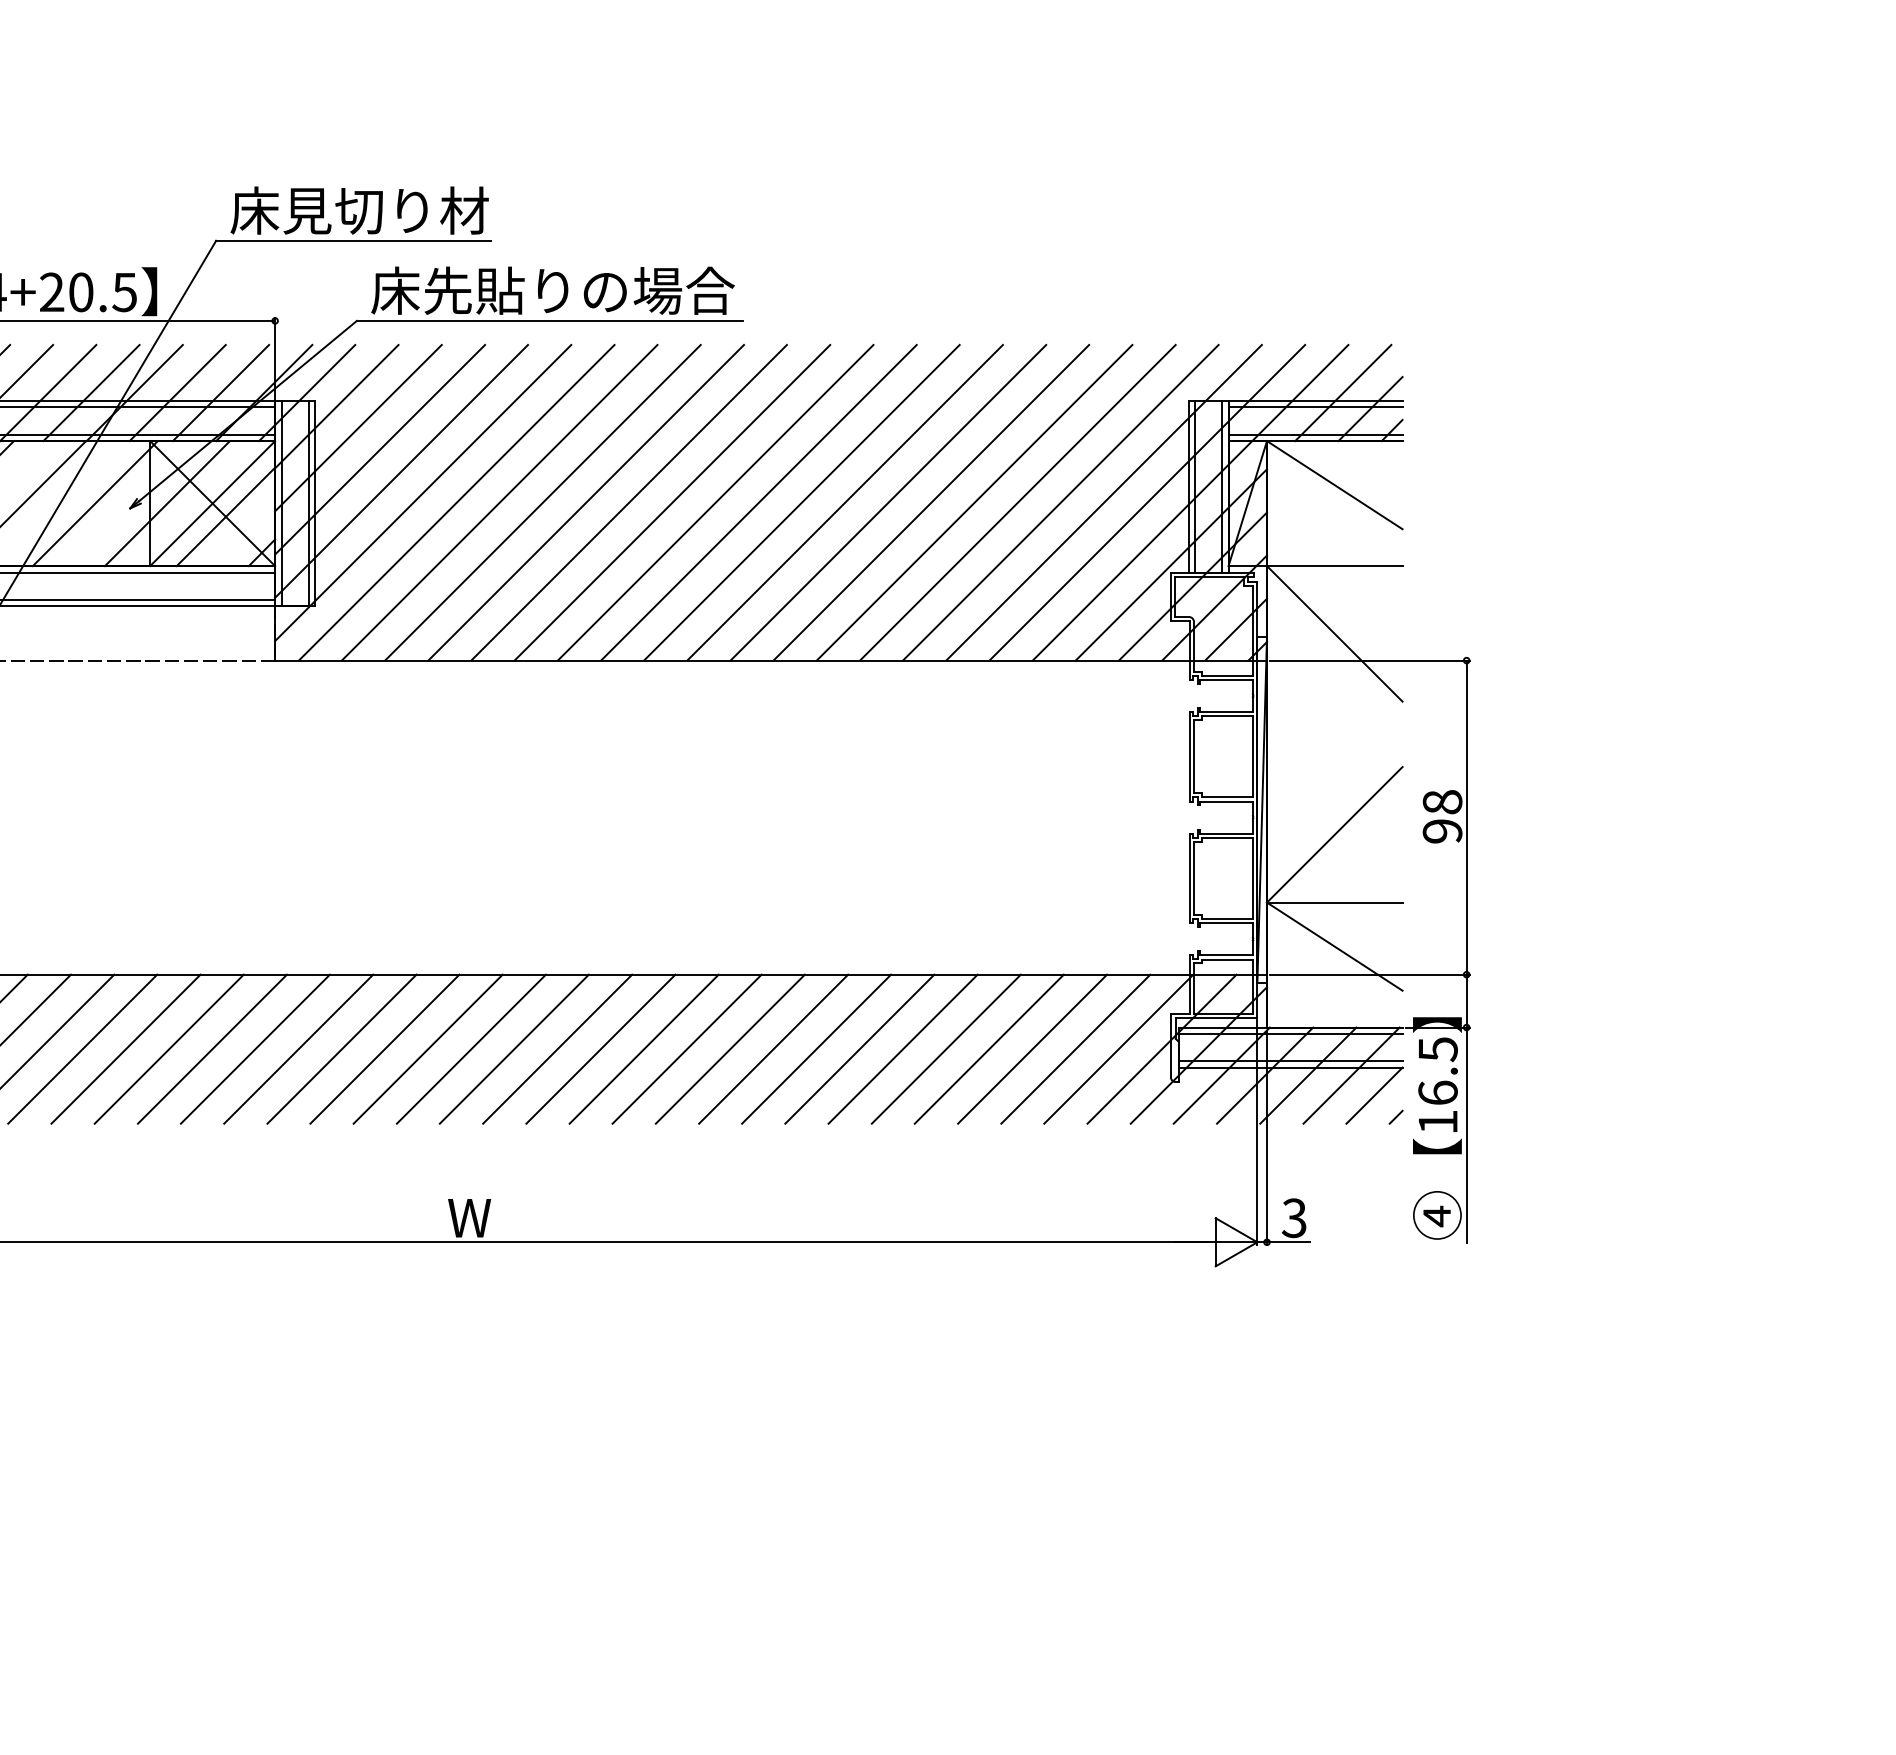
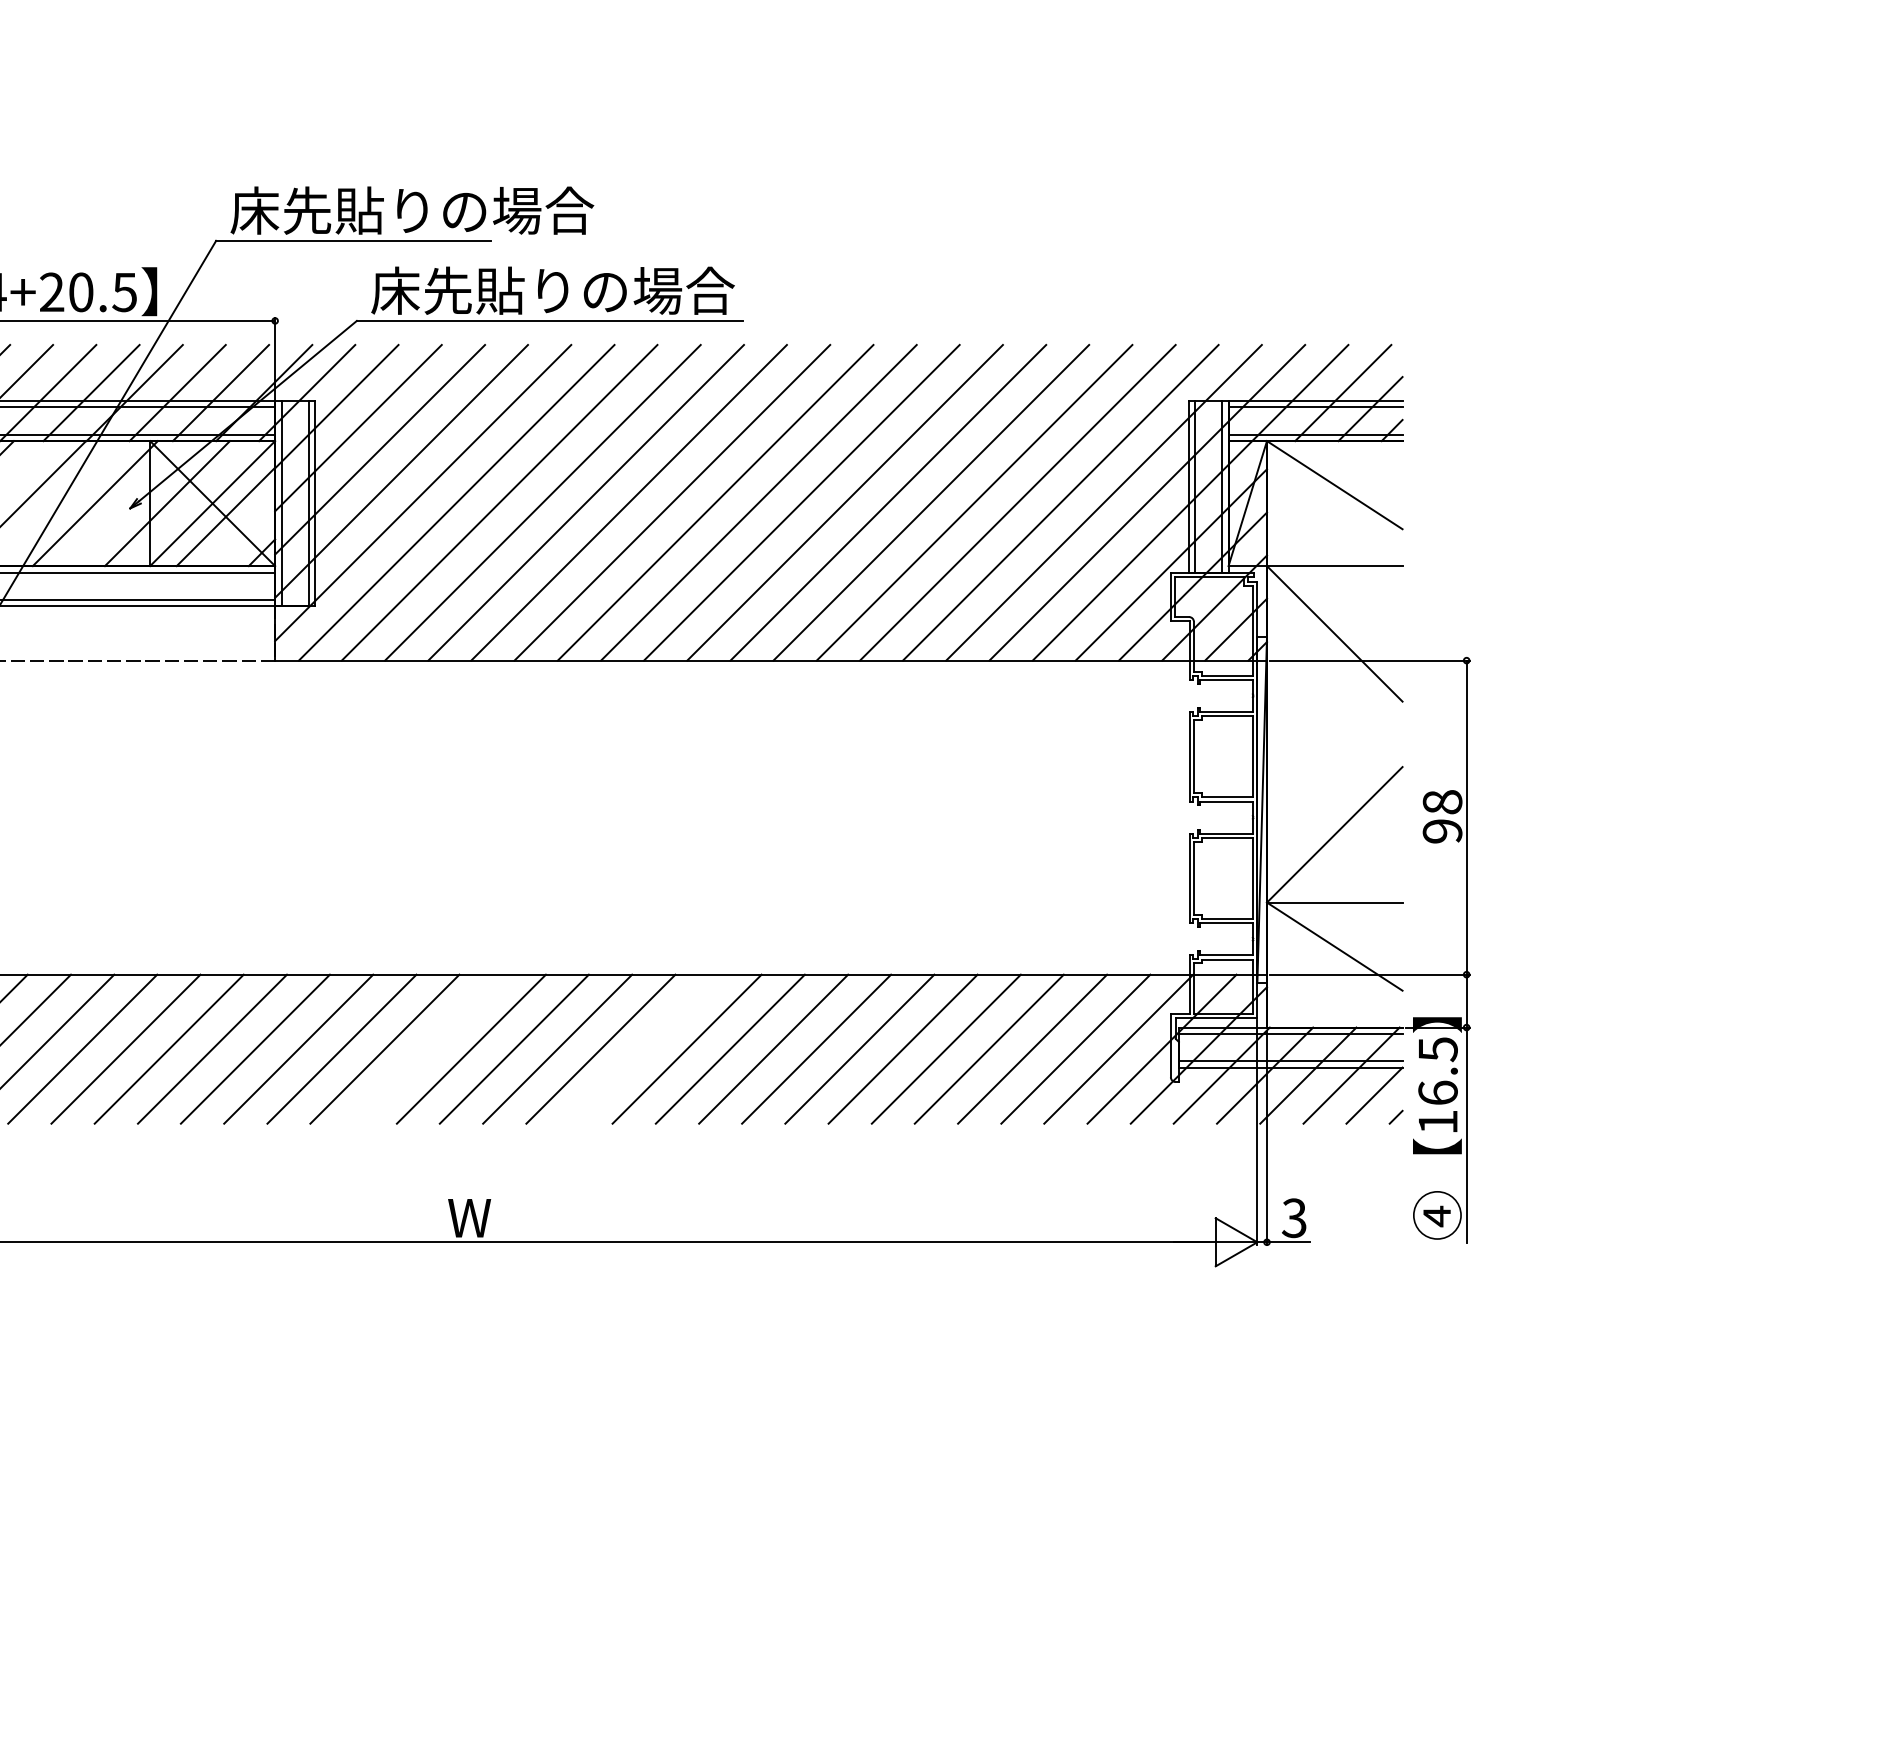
text: 床見切り材 -> 床先貼りの場合 (438, 210)
line: present -> none (427, 1048)
line: present -> none (643, 1048)
